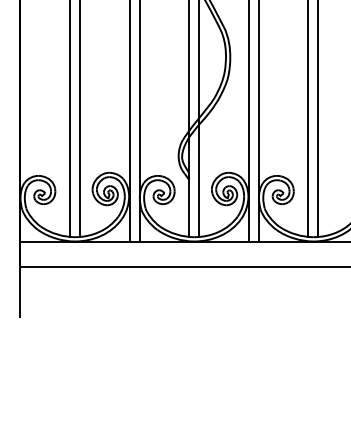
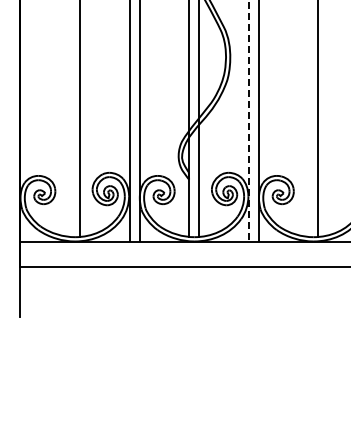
line: present -> none (69, 119)
line: present -> none (308, 119)
line: solid -> dashed (248, 120)
